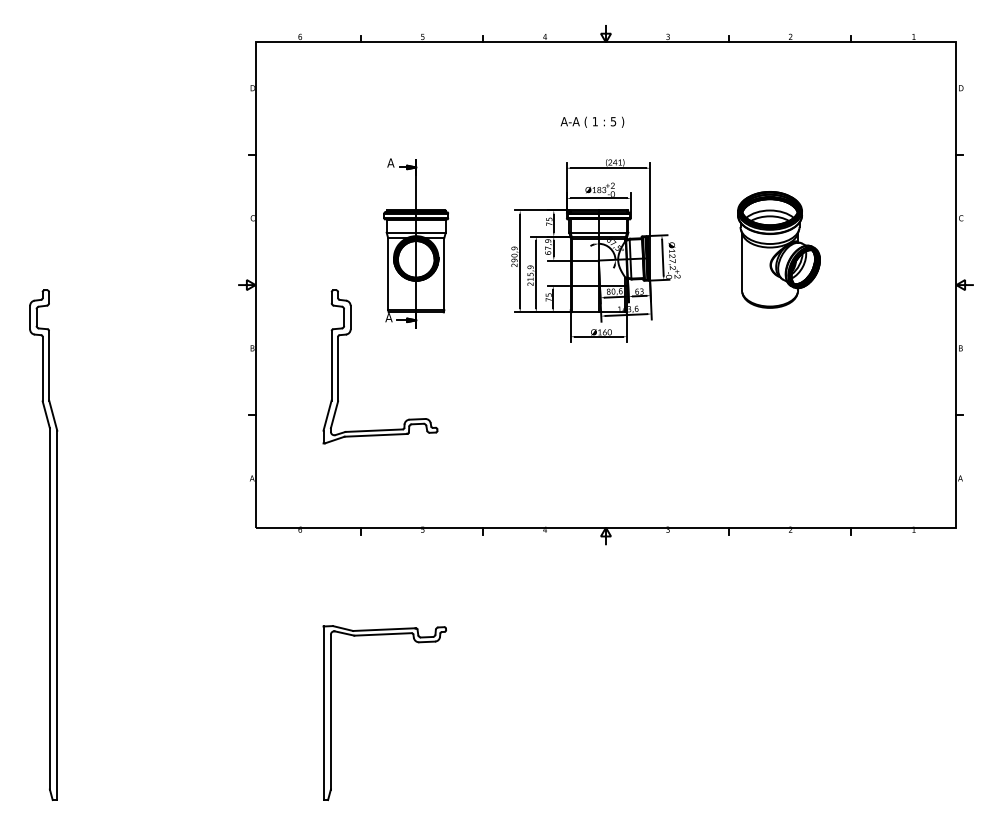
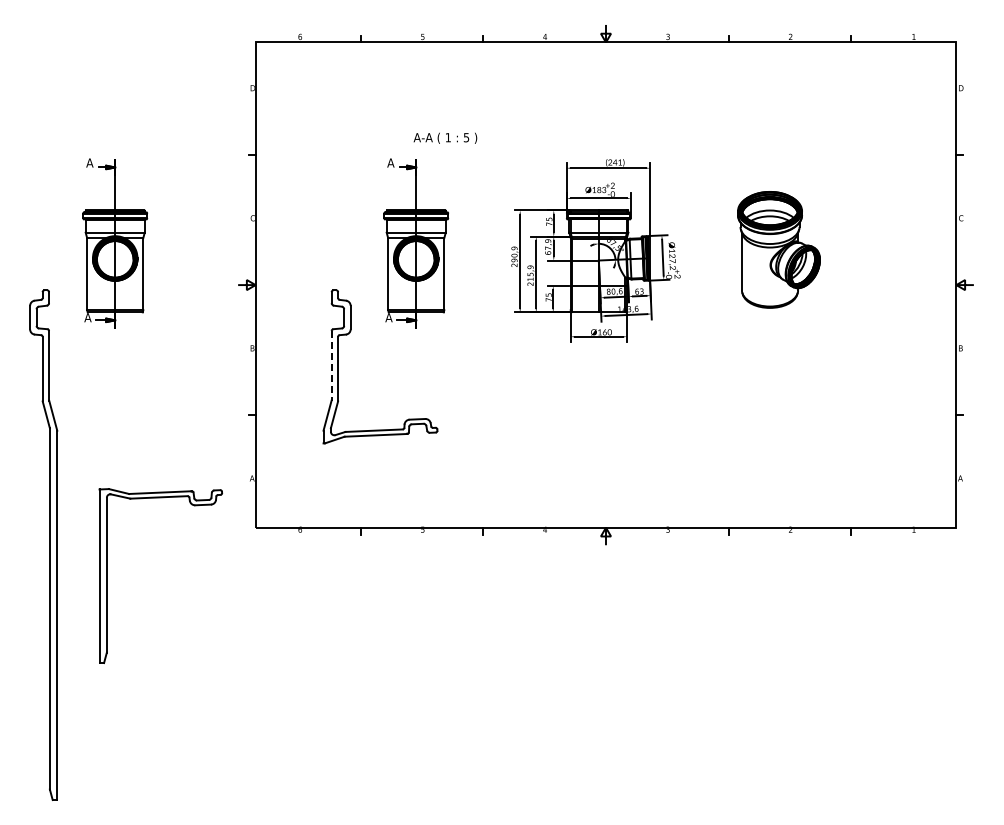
text position: (592, 121) -> (445, 137) (445, 137)
part: none -> present (115, 243)
line: solid -> dashed (331, 365)
part position: (331, 712) -> (107, 575) (107, 575)
